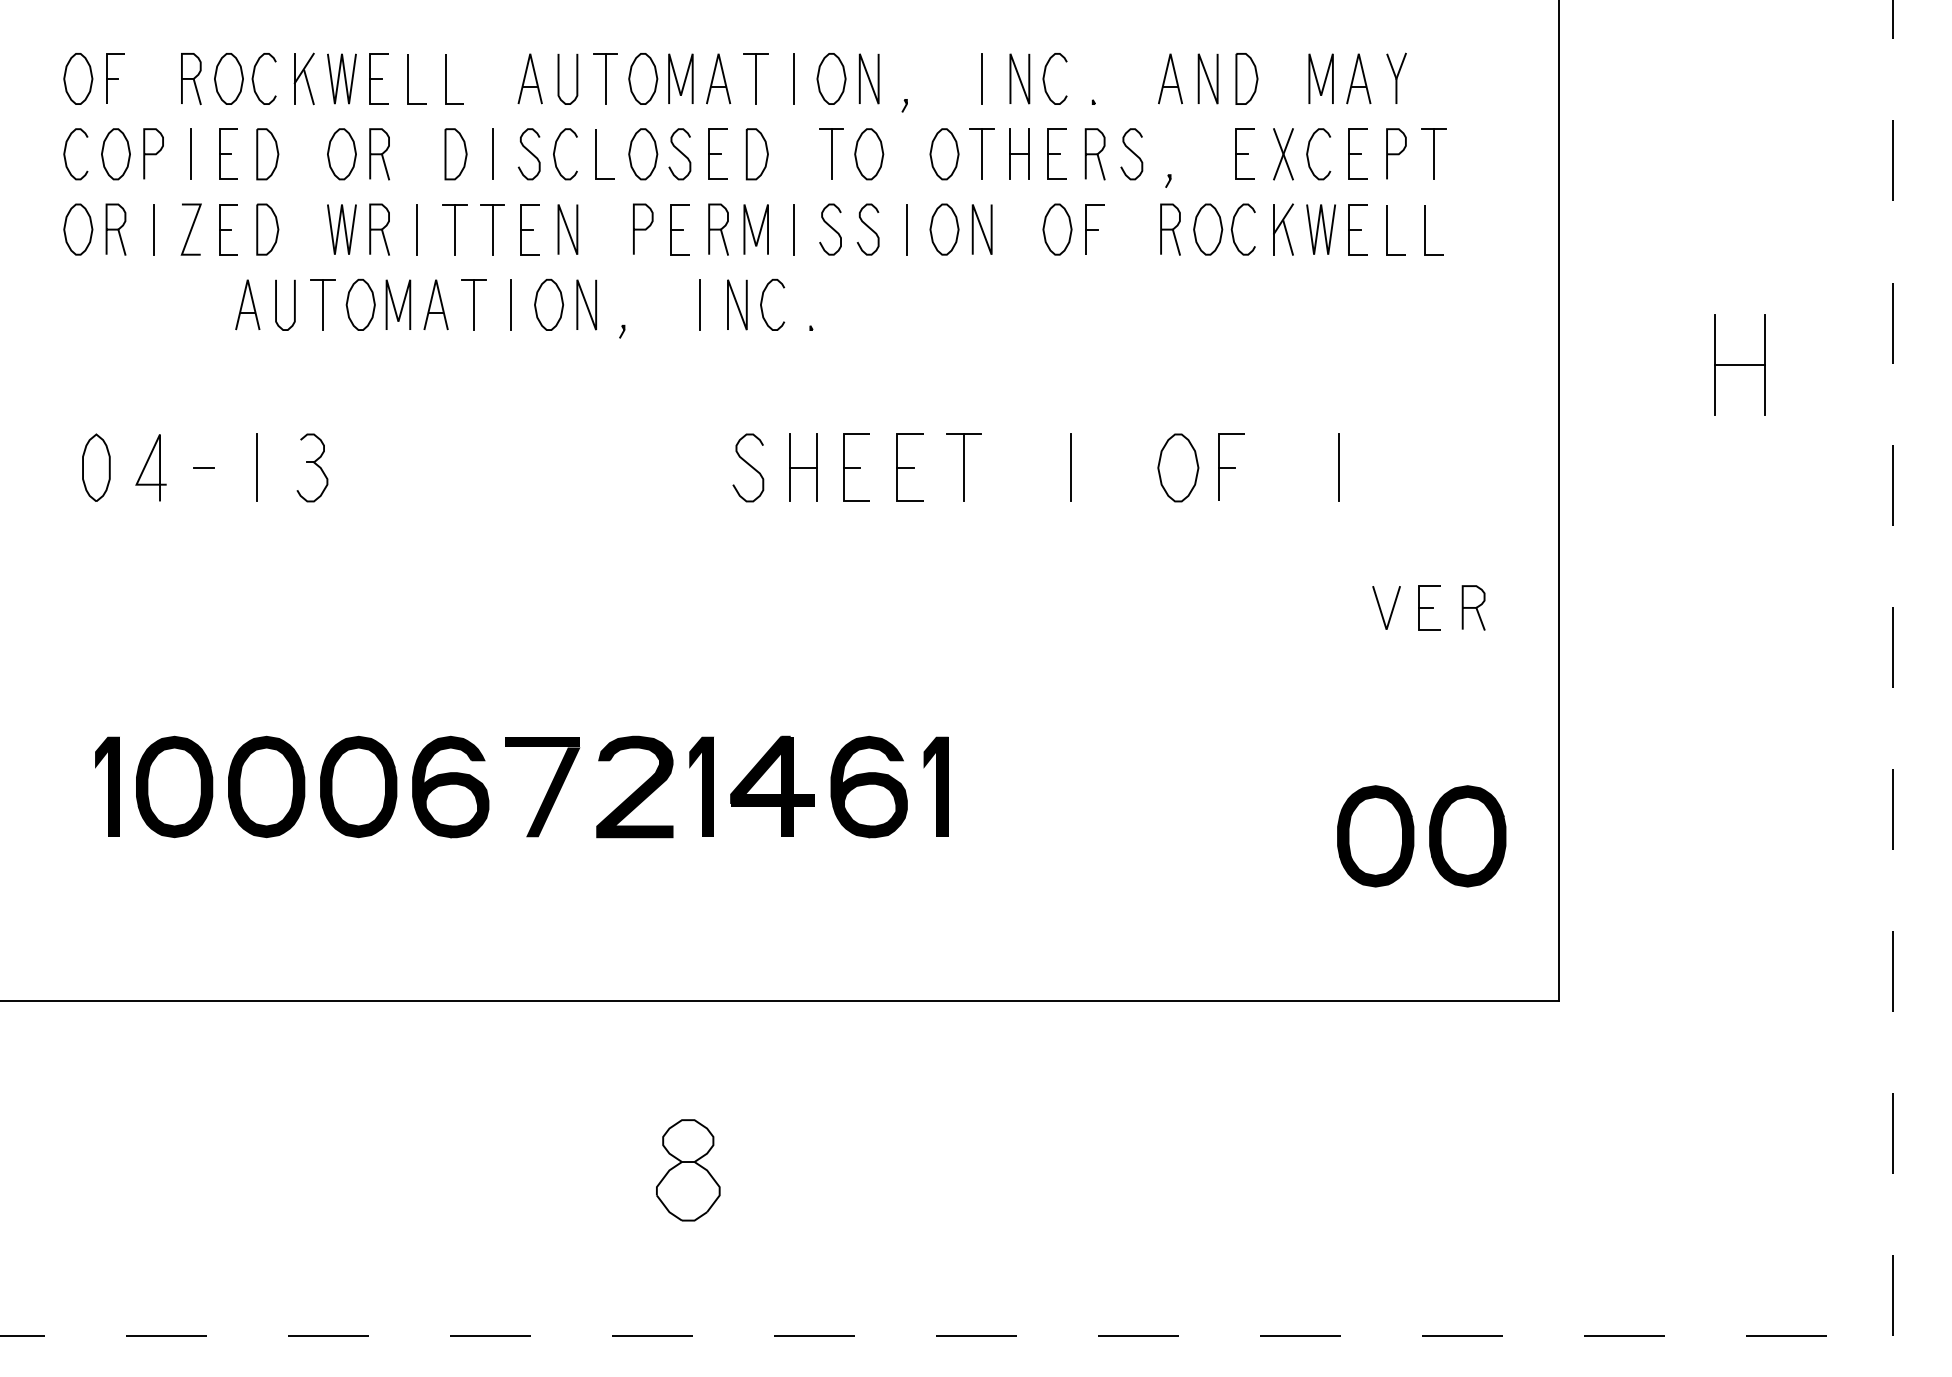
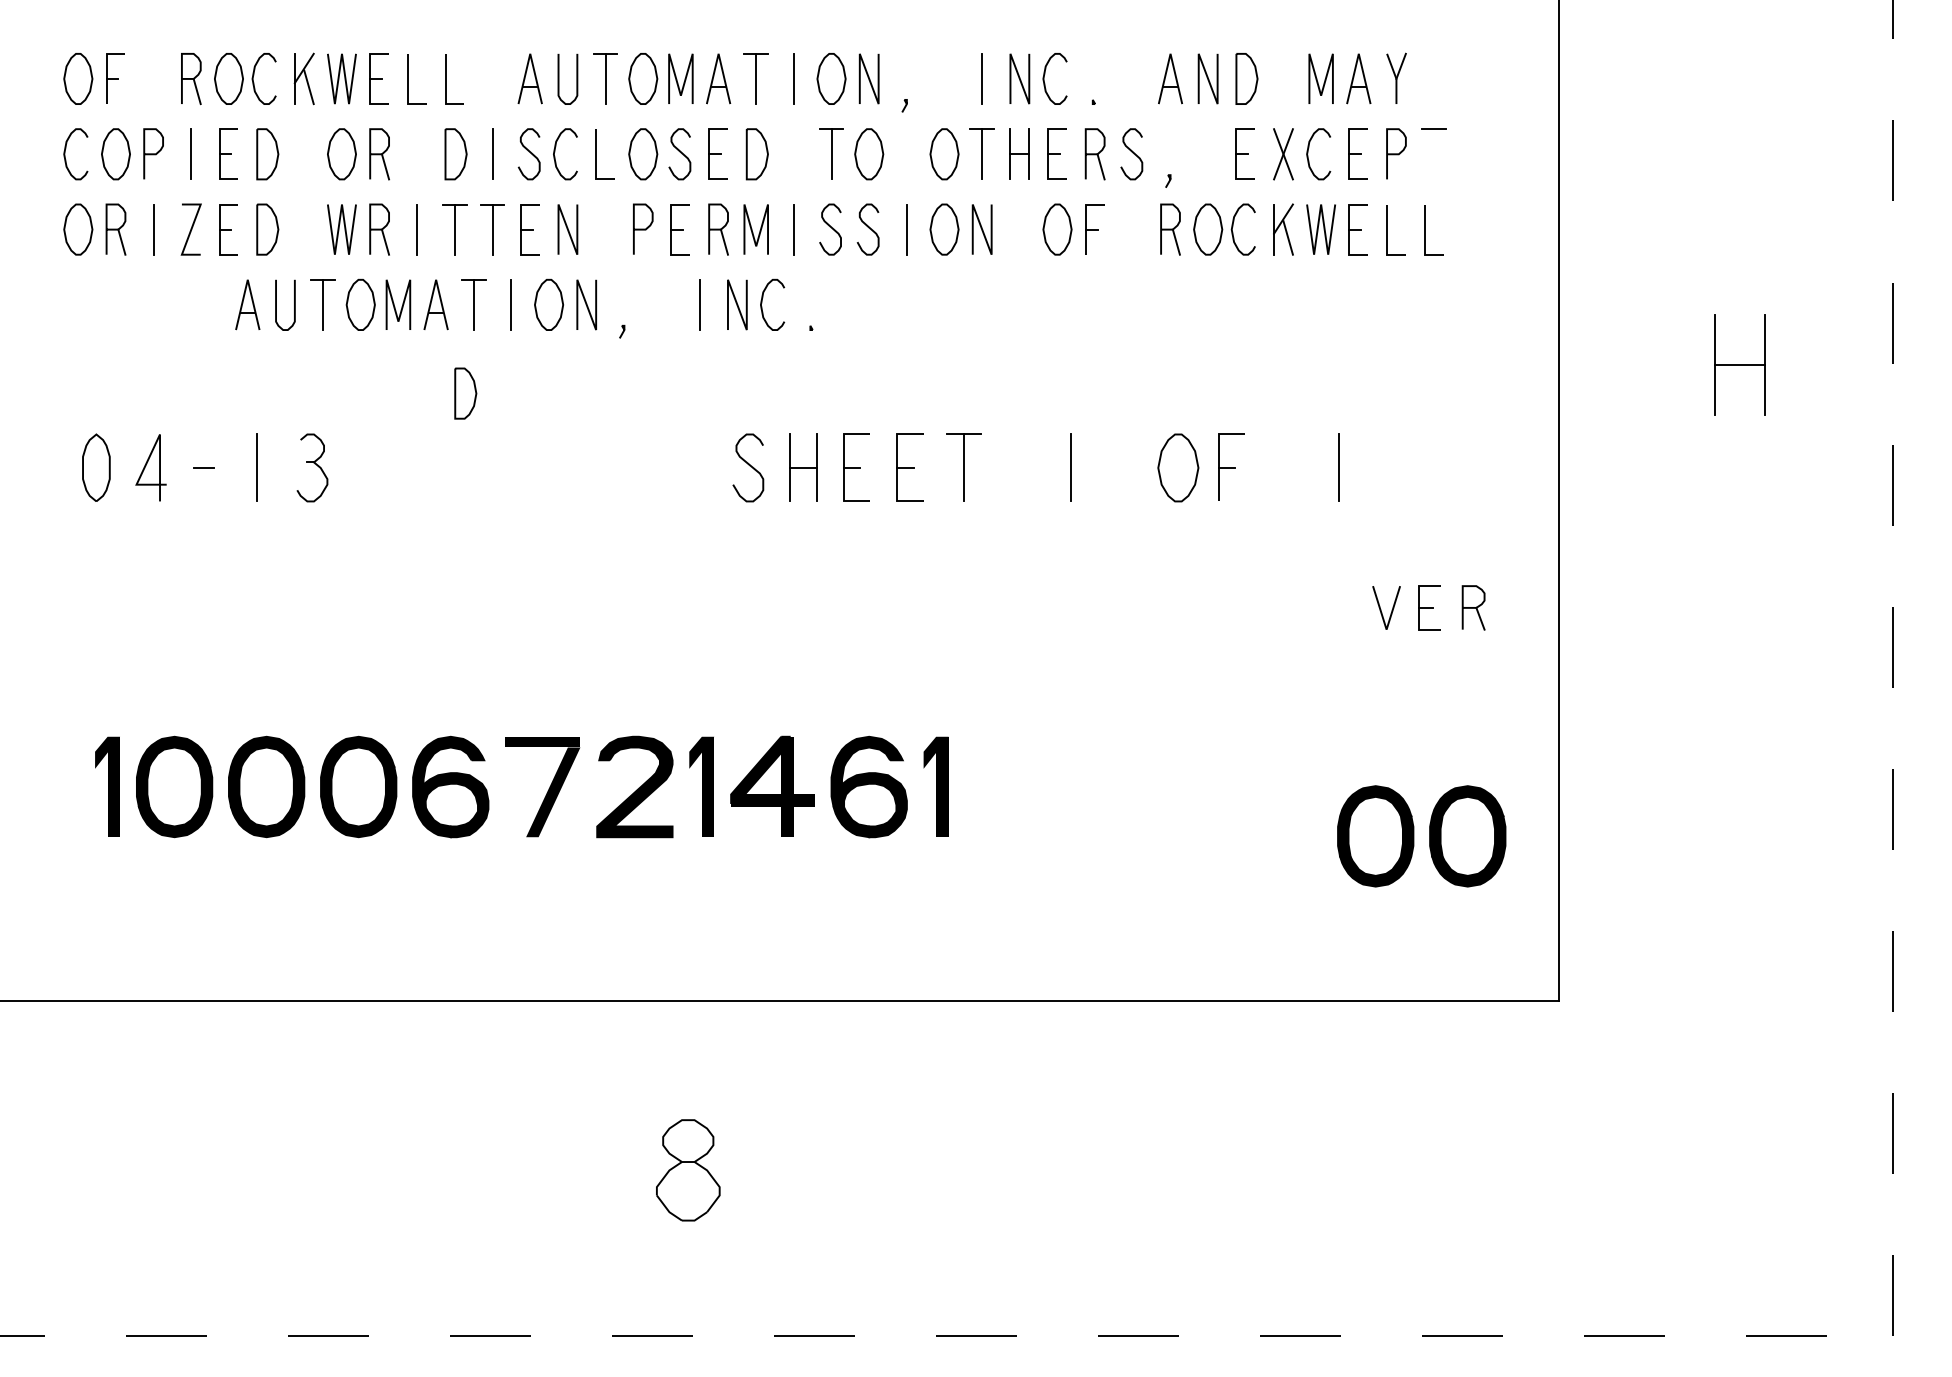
line: present -> none (1434, 154)
part: none -> present (465, 393)
